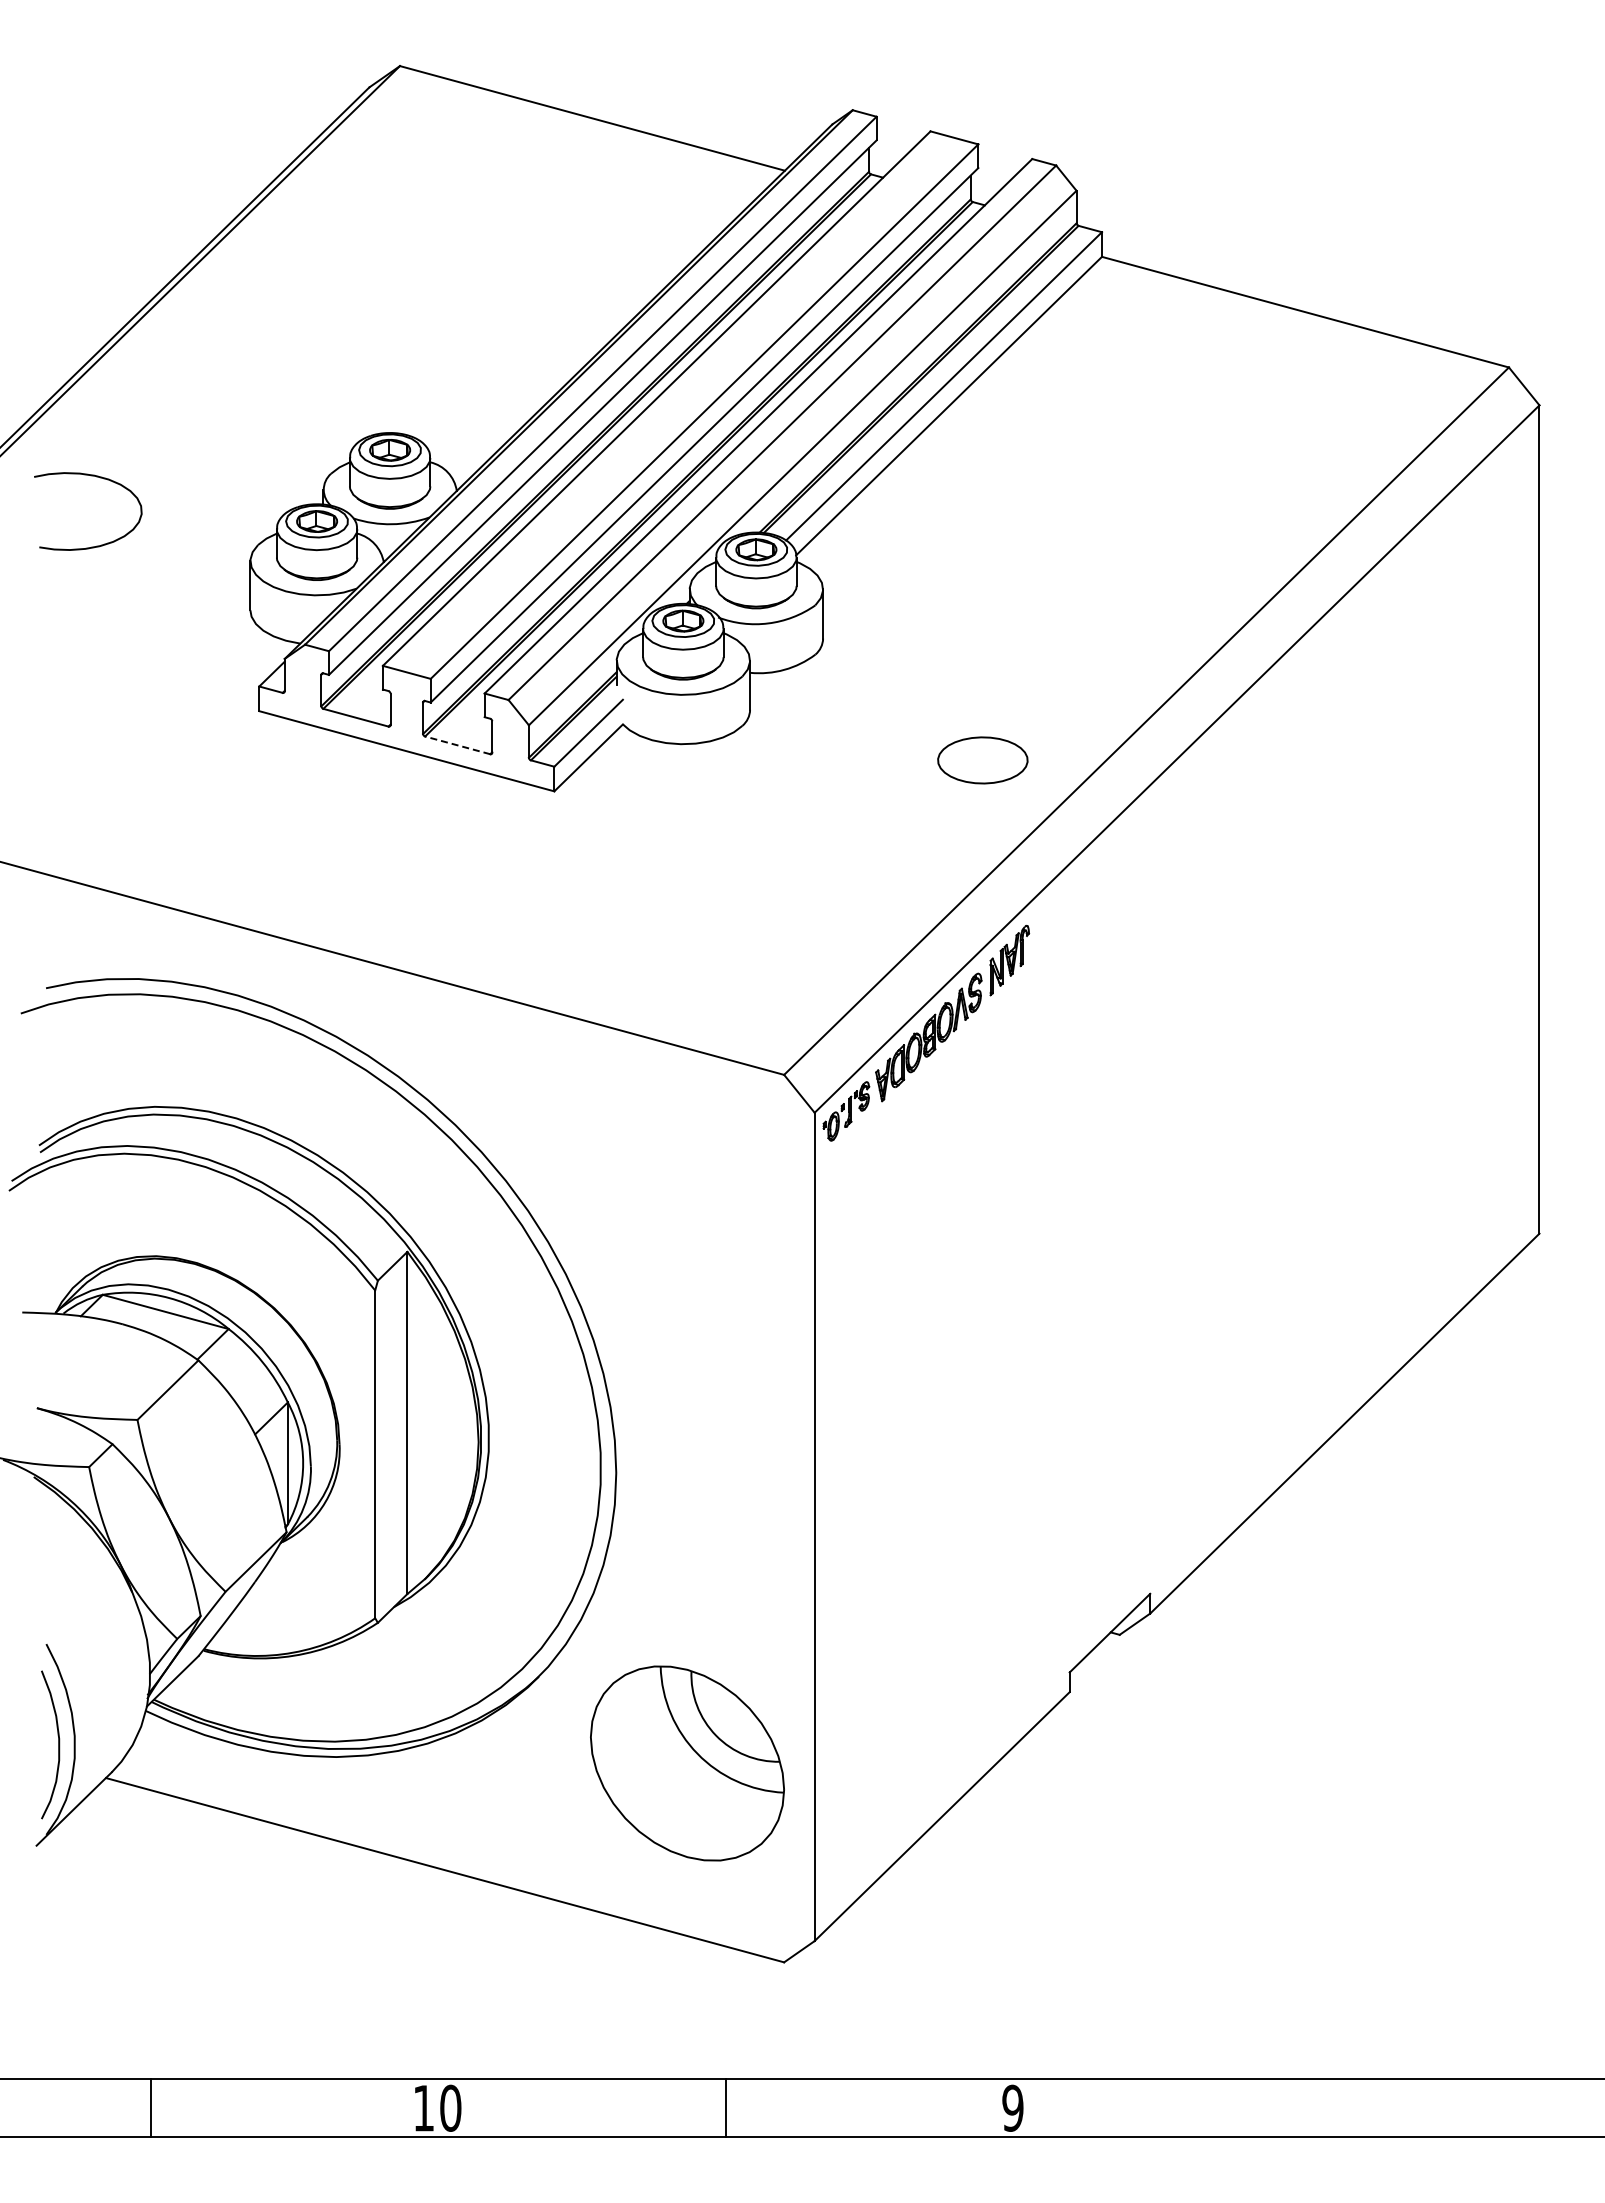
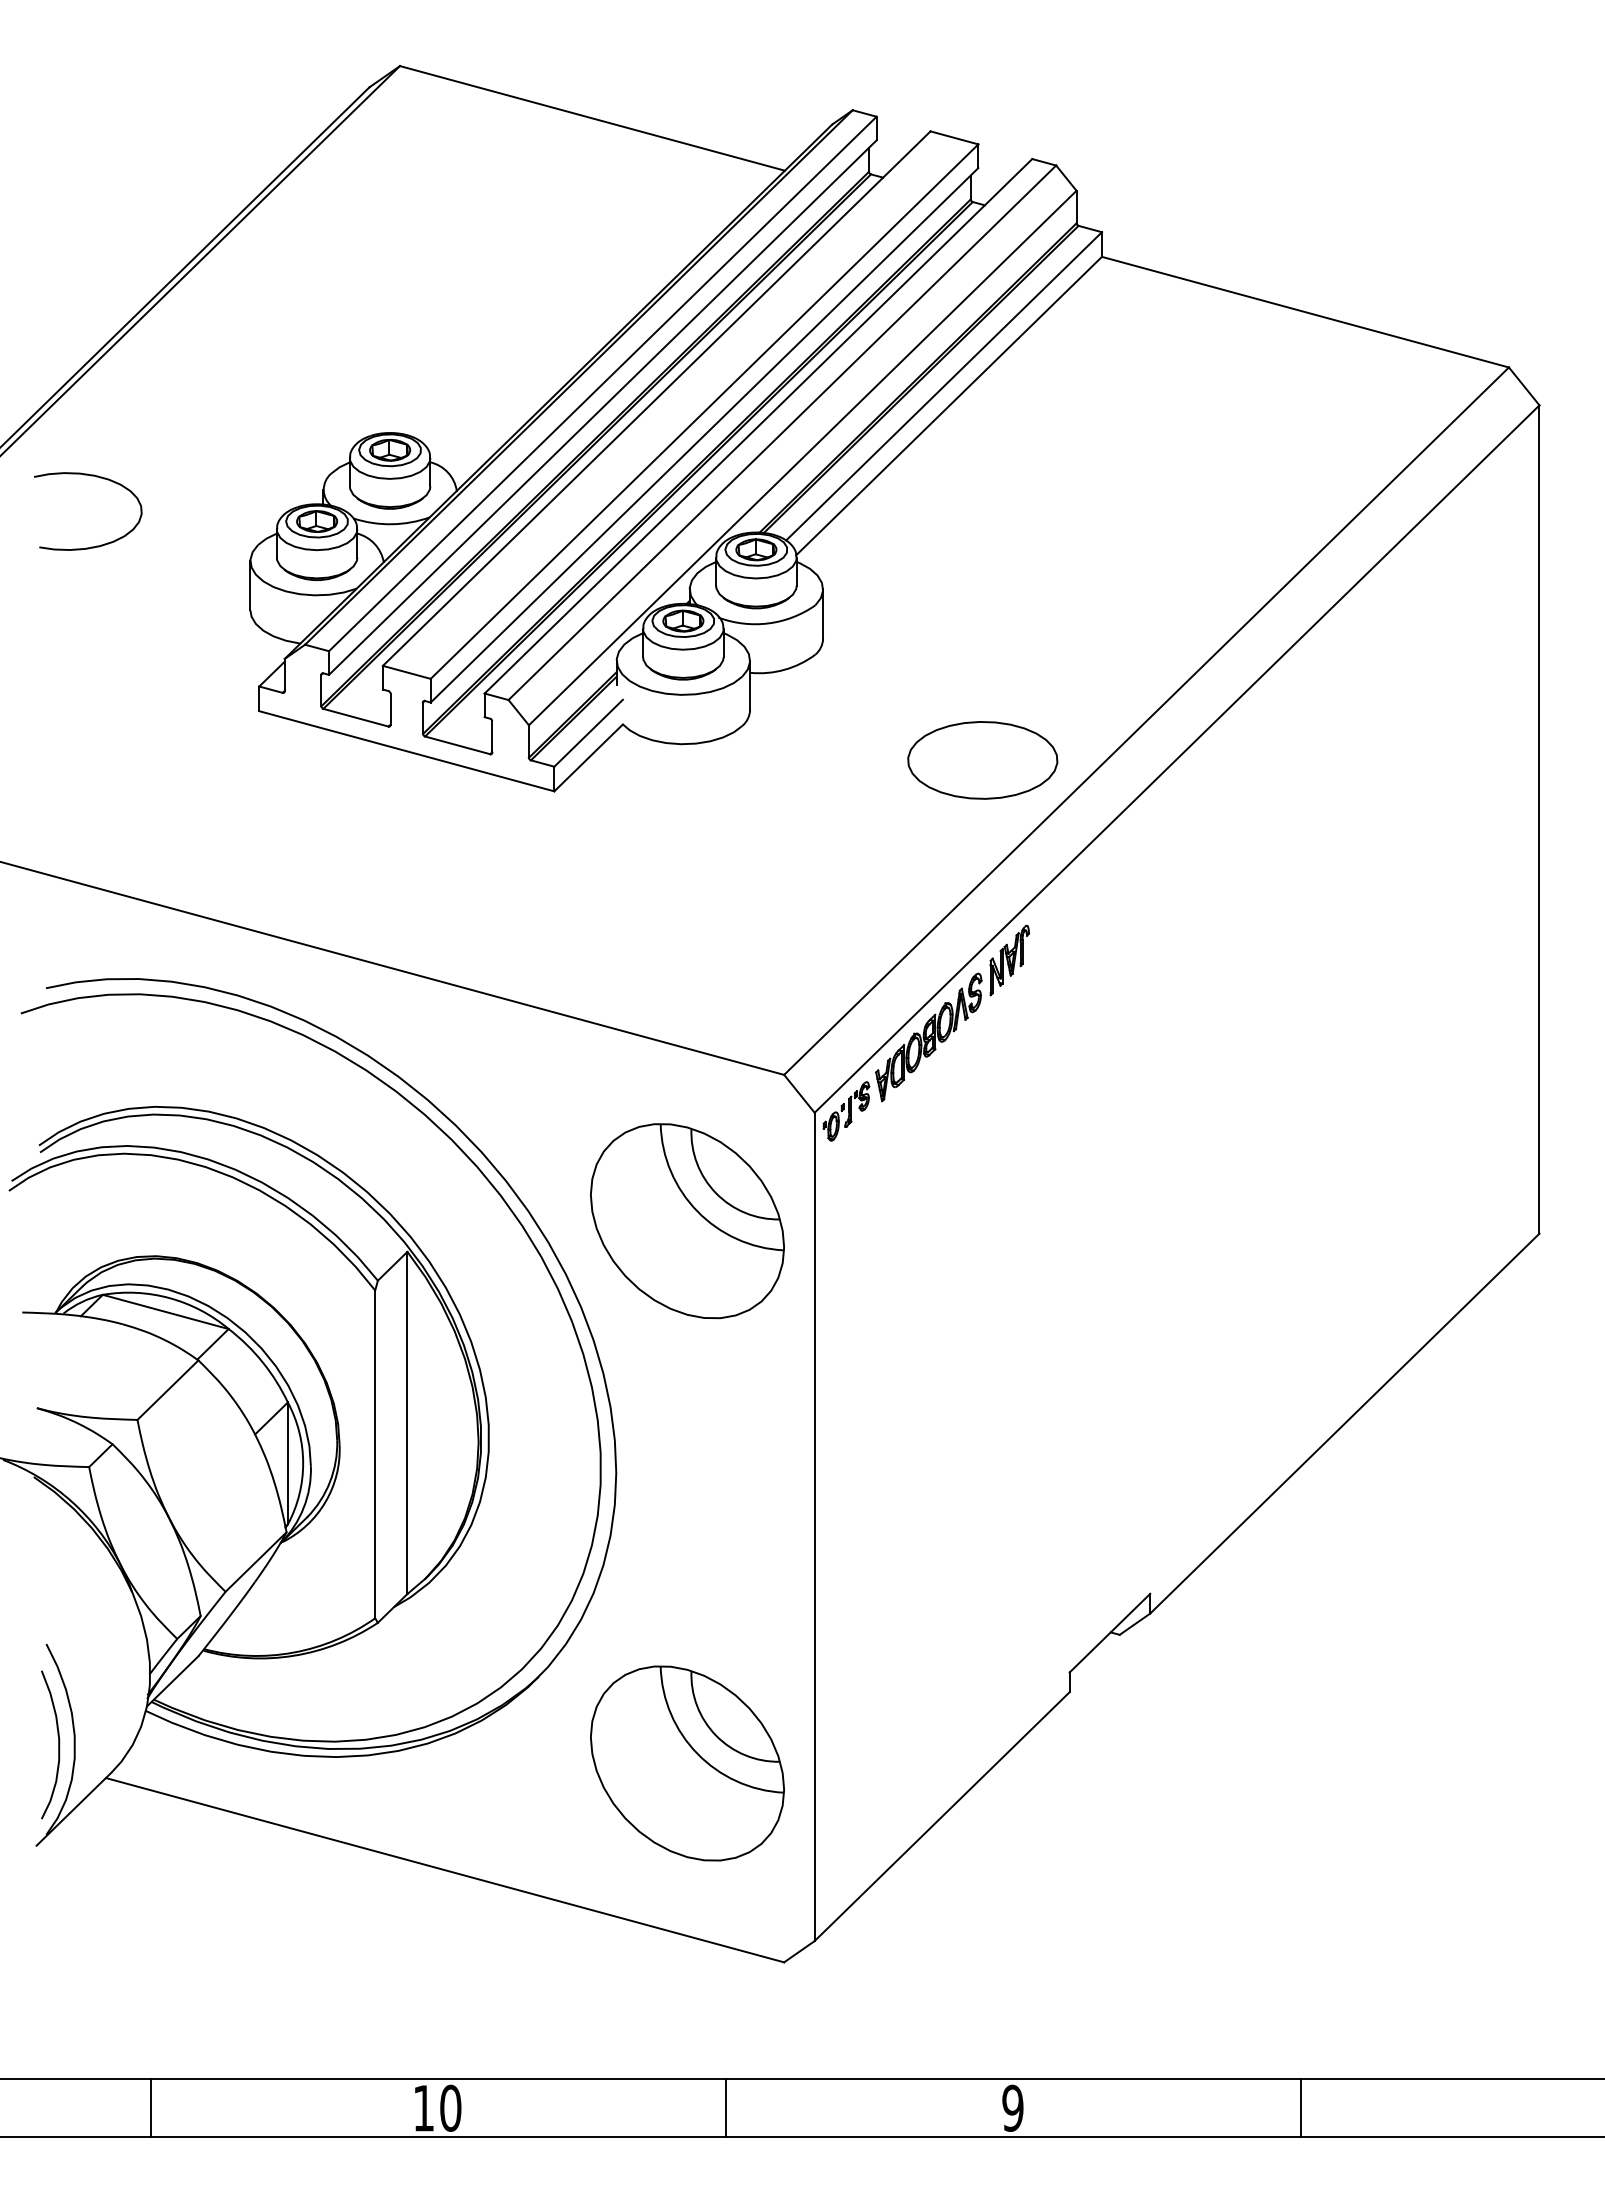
line: dashed -> solid (457, 745)
part size: 92x49 px -> 152x79 px (982, 760)
part: none -> present (687, 1221)
line: none -> present (1301, 2107)
